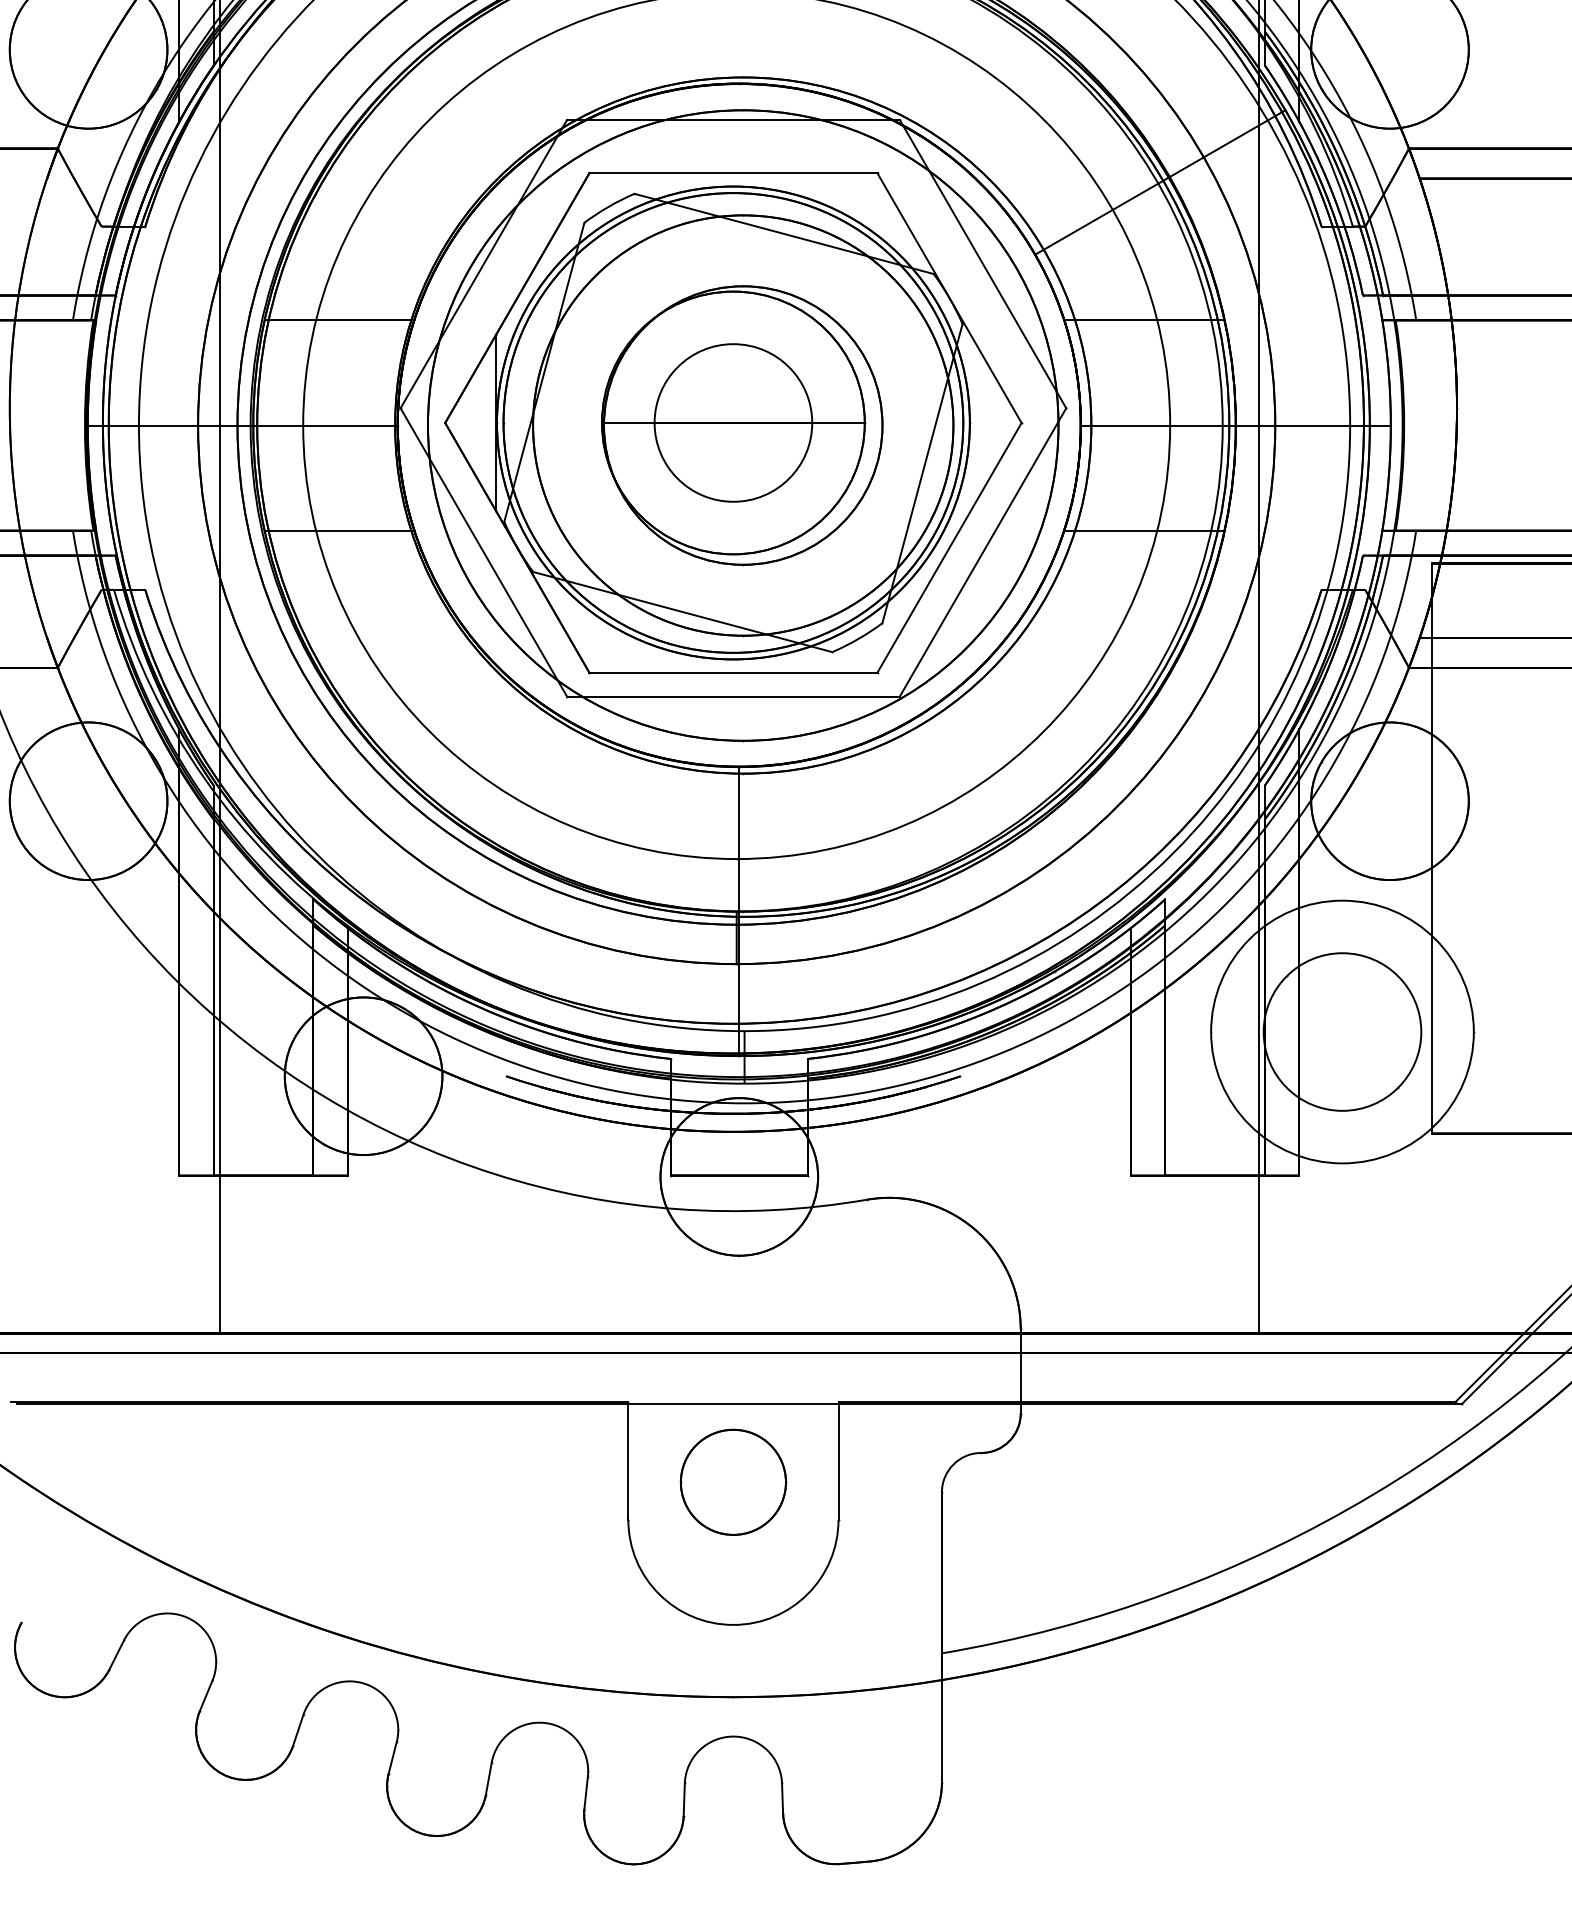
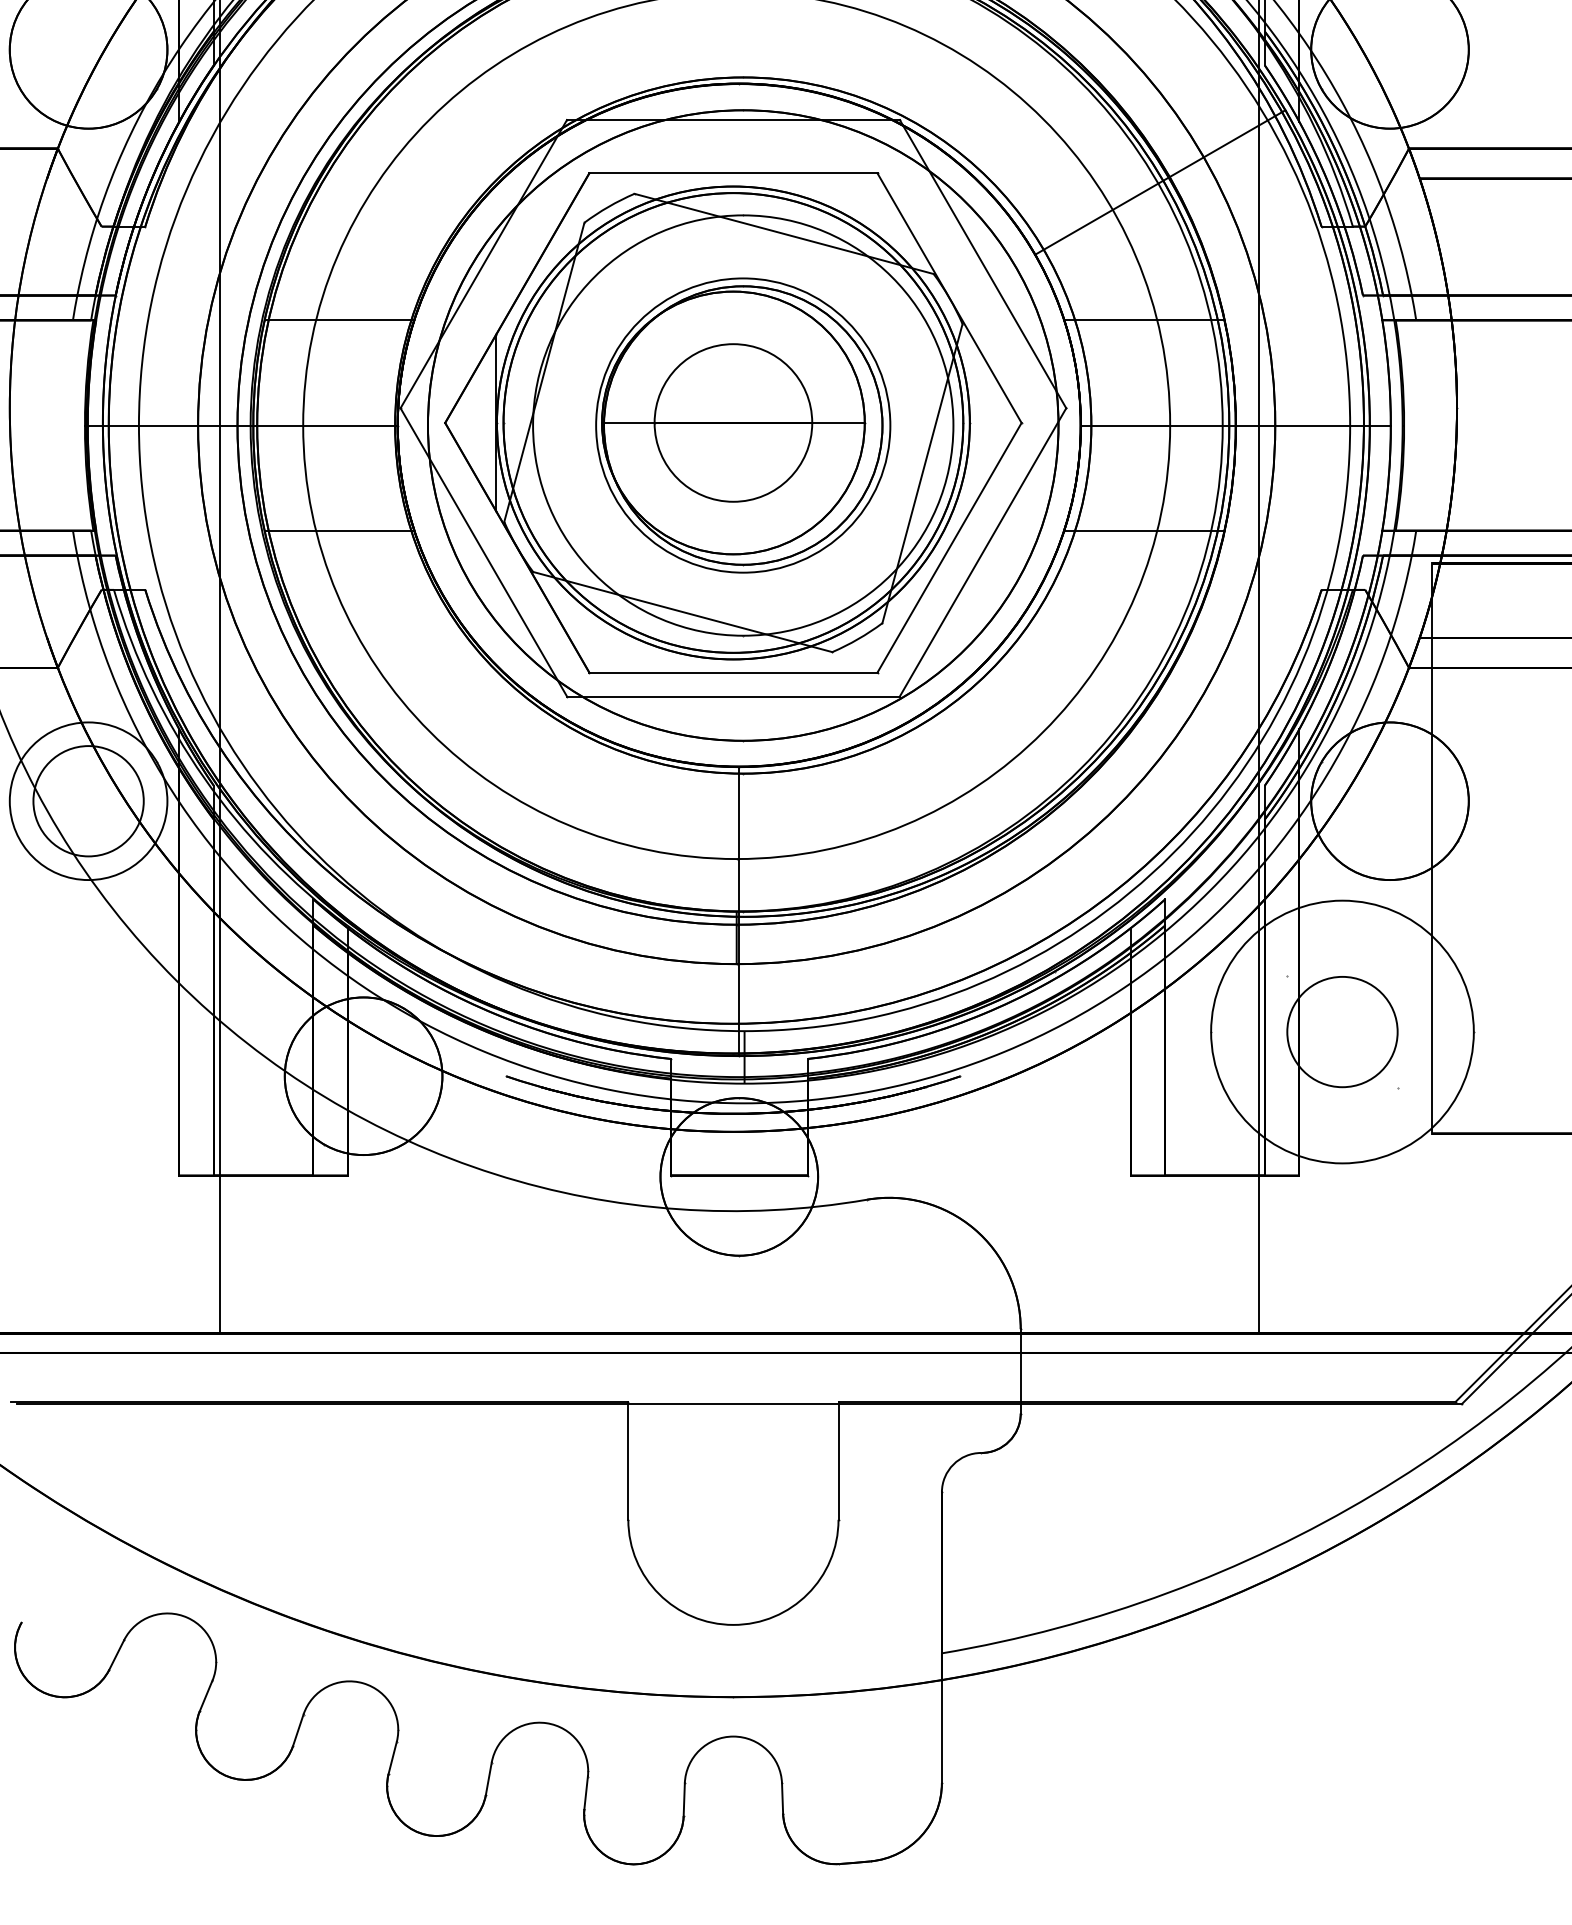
circle diameter: 420 px -> 294 px (743, 425)
circle diameter: 158 px -> 110 px (88, 801)
circle diameter: 158 px -> 110 px (1342, 1031)
part: present -> none (733, 1481)
